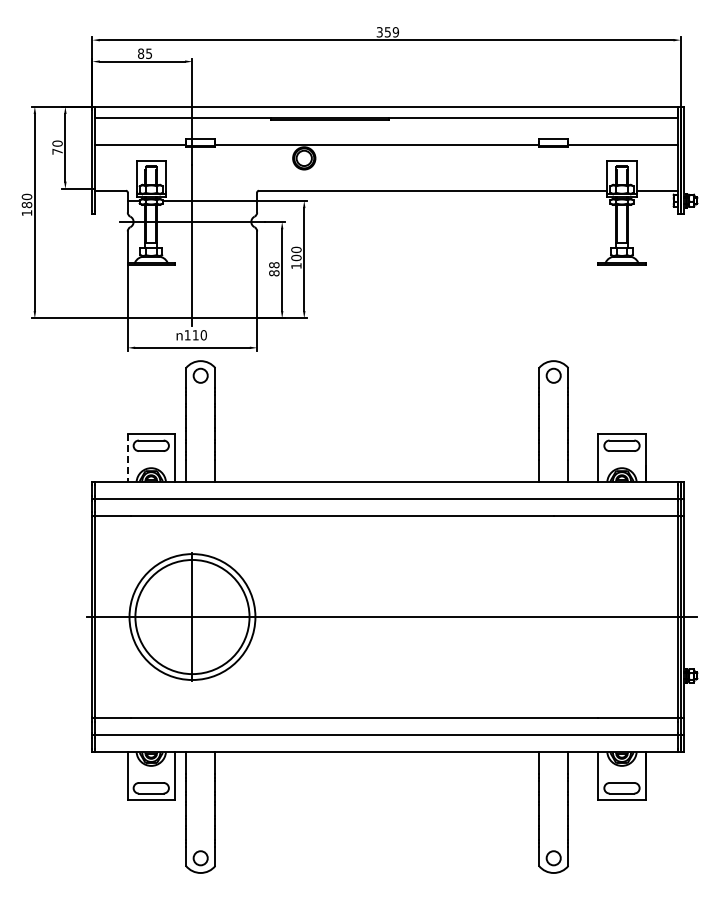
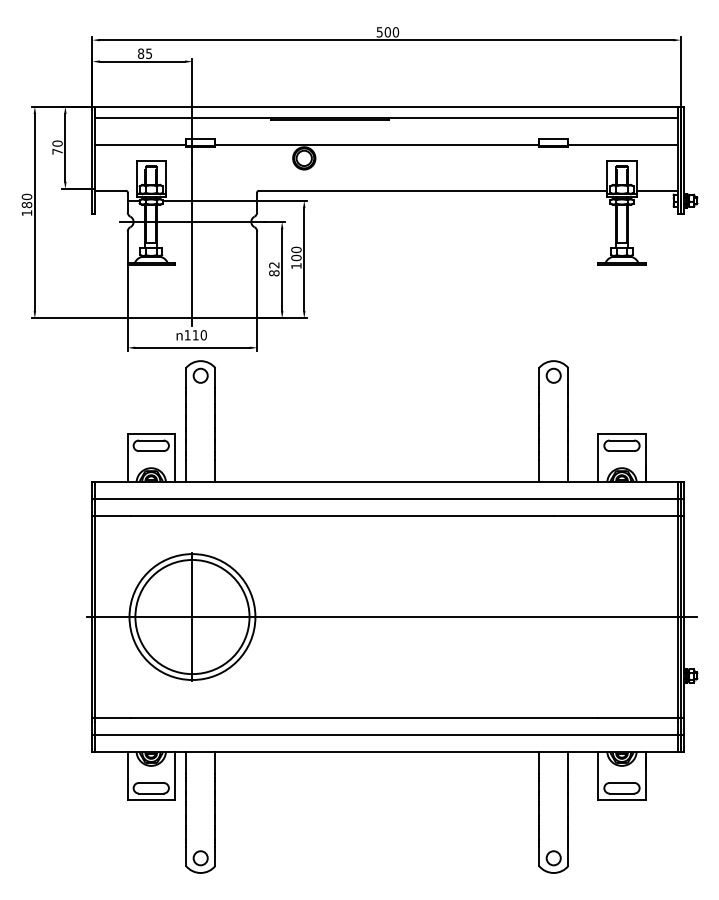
text: 359 -> 500 (387, 32)
text: 88 -> 82 (274, 265)
line: dashed -> solid (127, 457)
